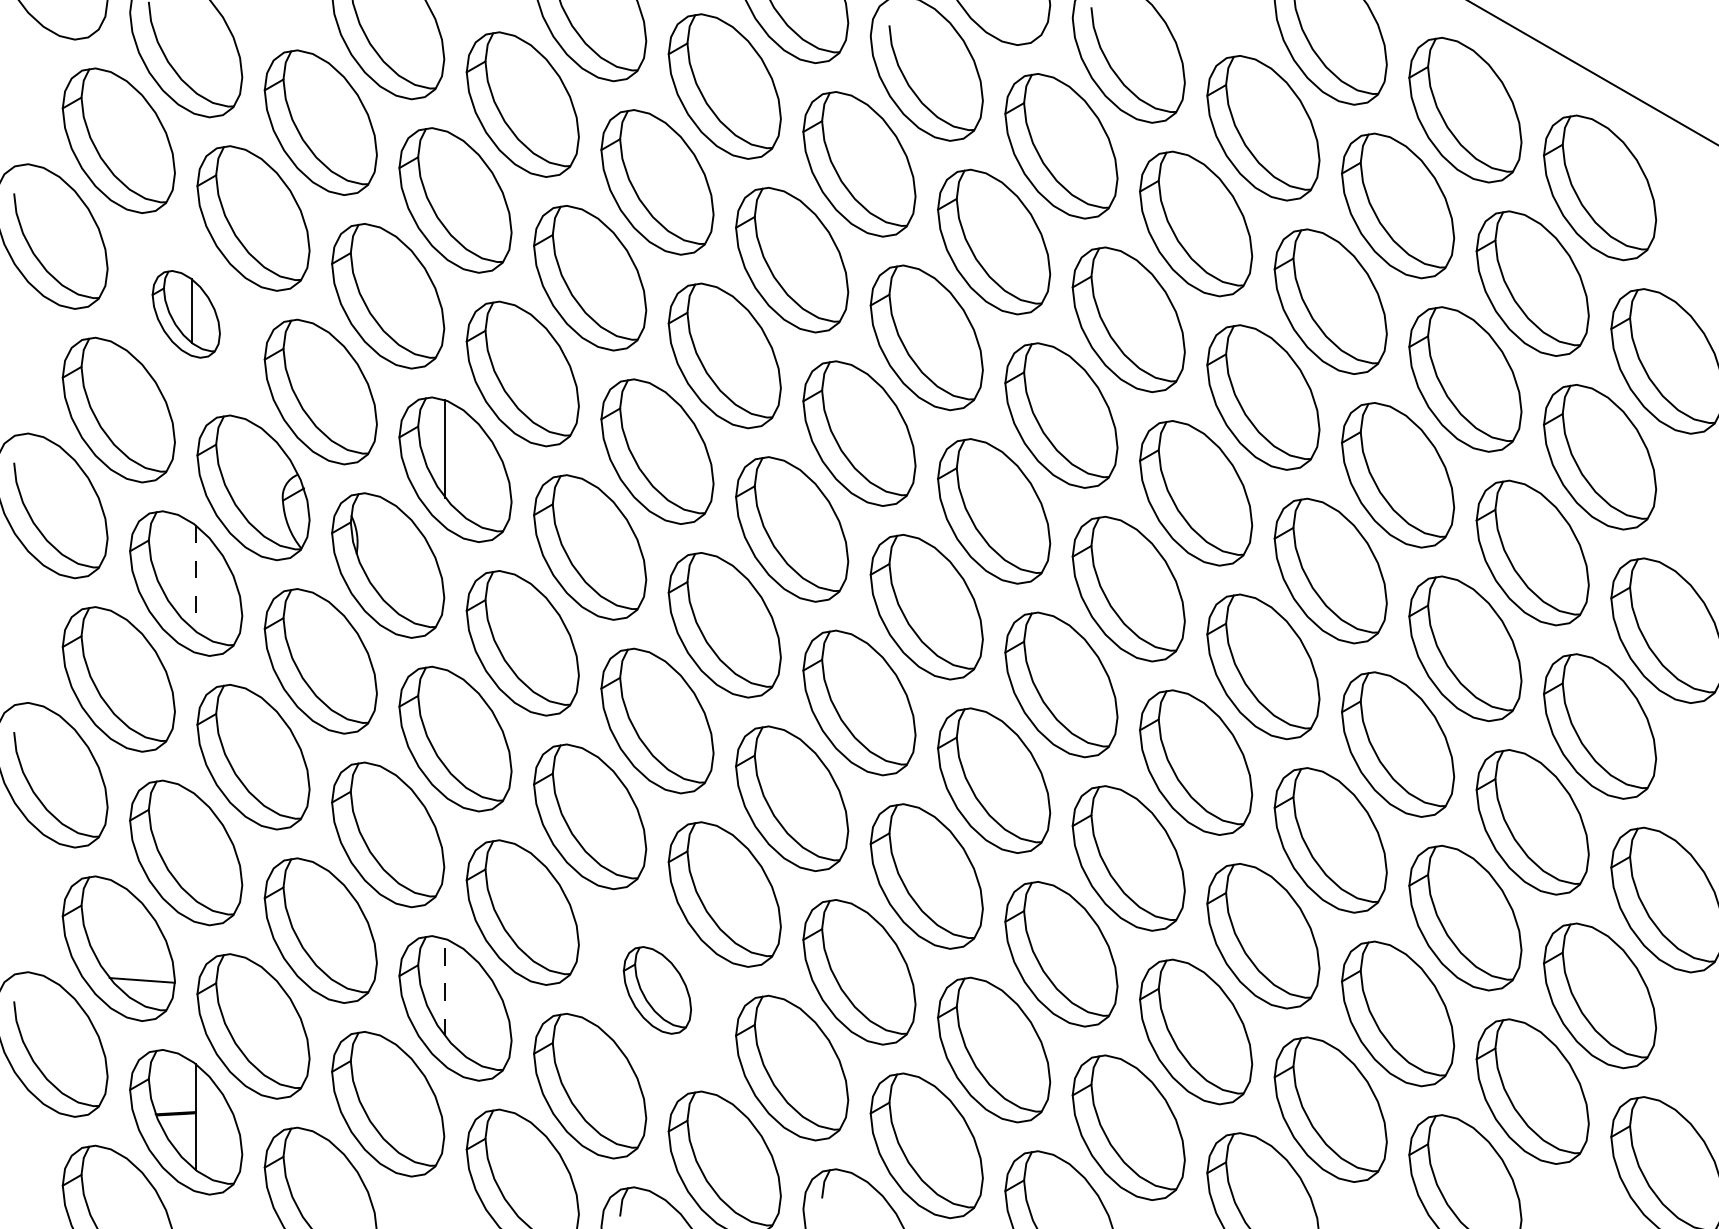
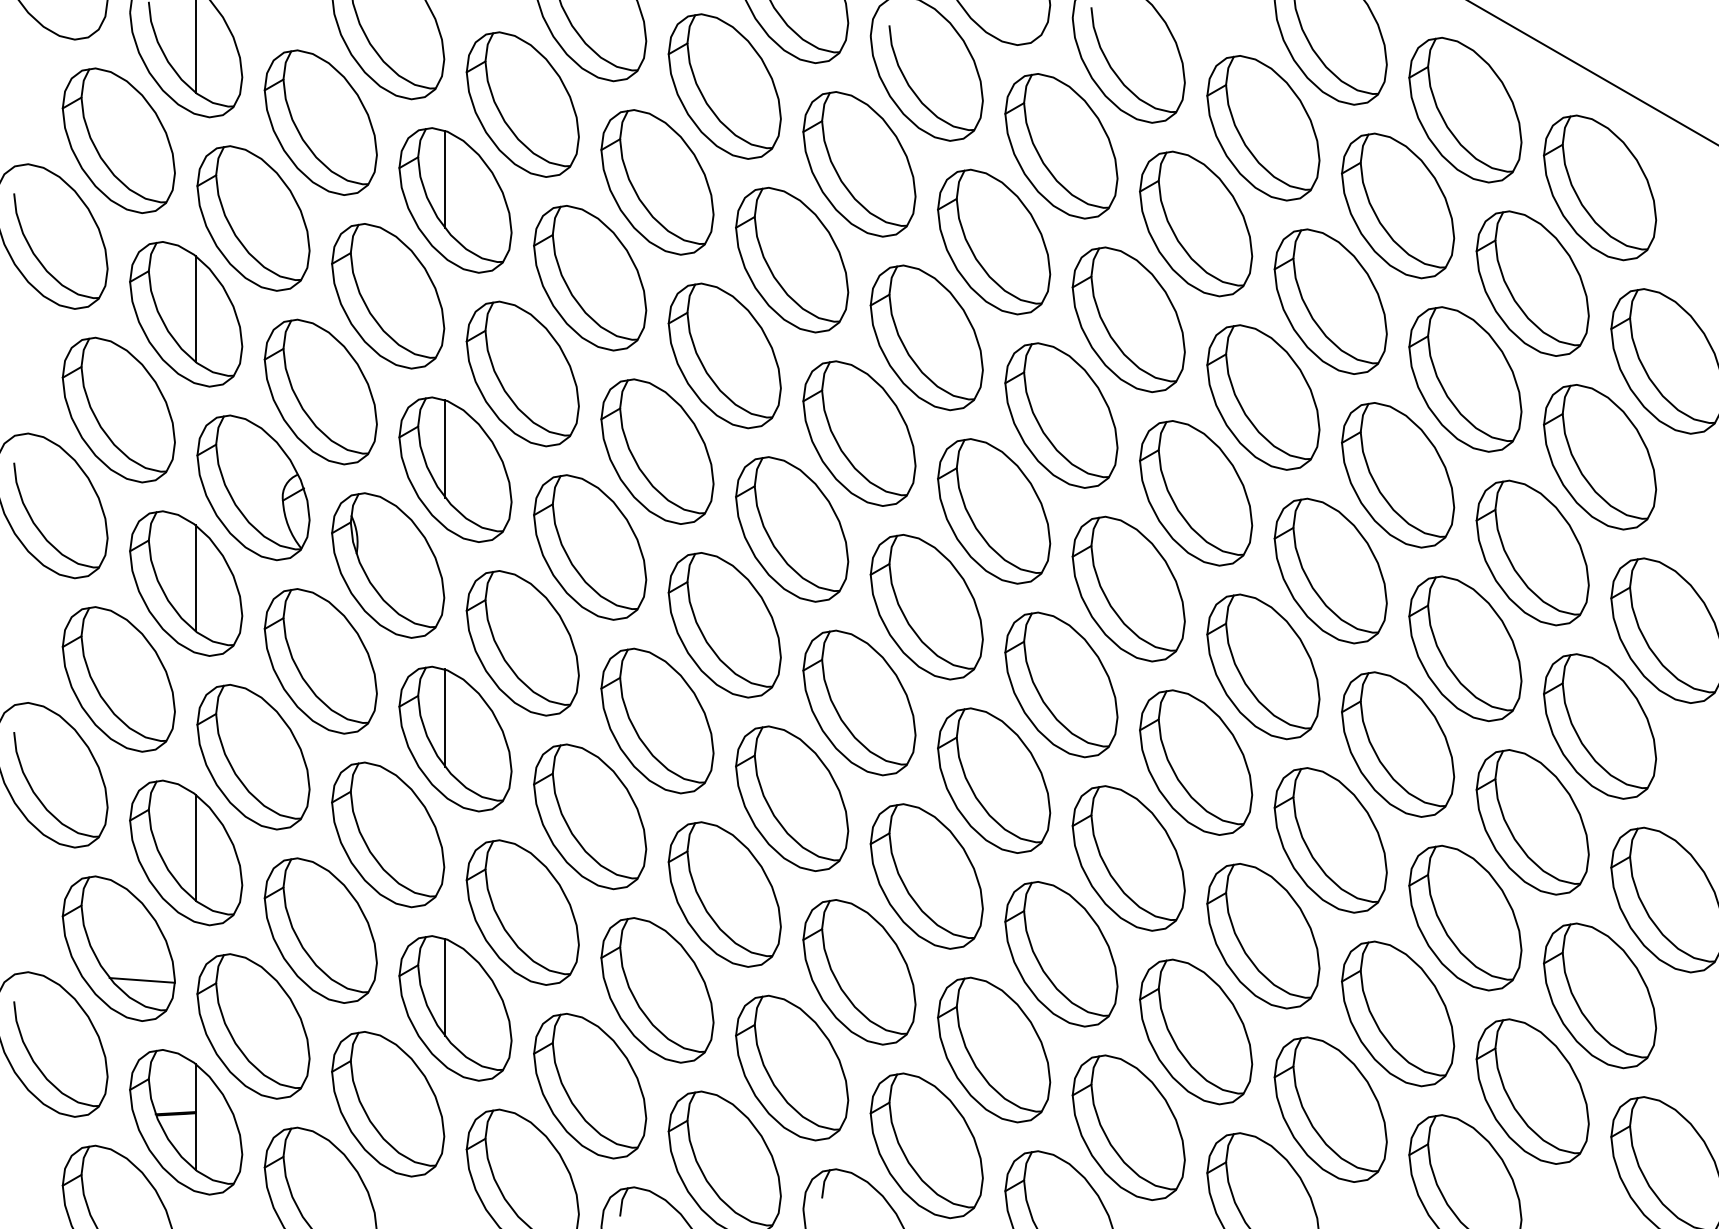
line: none -> present (195, 47)
line: none -> present (445, 179)
part size: 70x89 px -> 115x147 px (186, 314)
line: dashed -> solid (195, 578)
line: none -> present (445, 717)
line: none -> present (195, 847)
line: dashed -> solid (445, 987)
part size: 70x89 px -> 115x147 px (657, 990)
